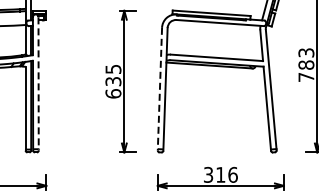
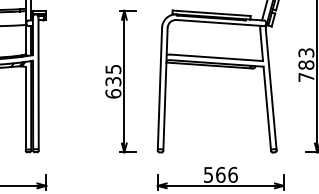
line: dashed -> solid (38, 84)
line: dashed -> solid (159, 89)
text: 316 -> 566 (214, 174)
